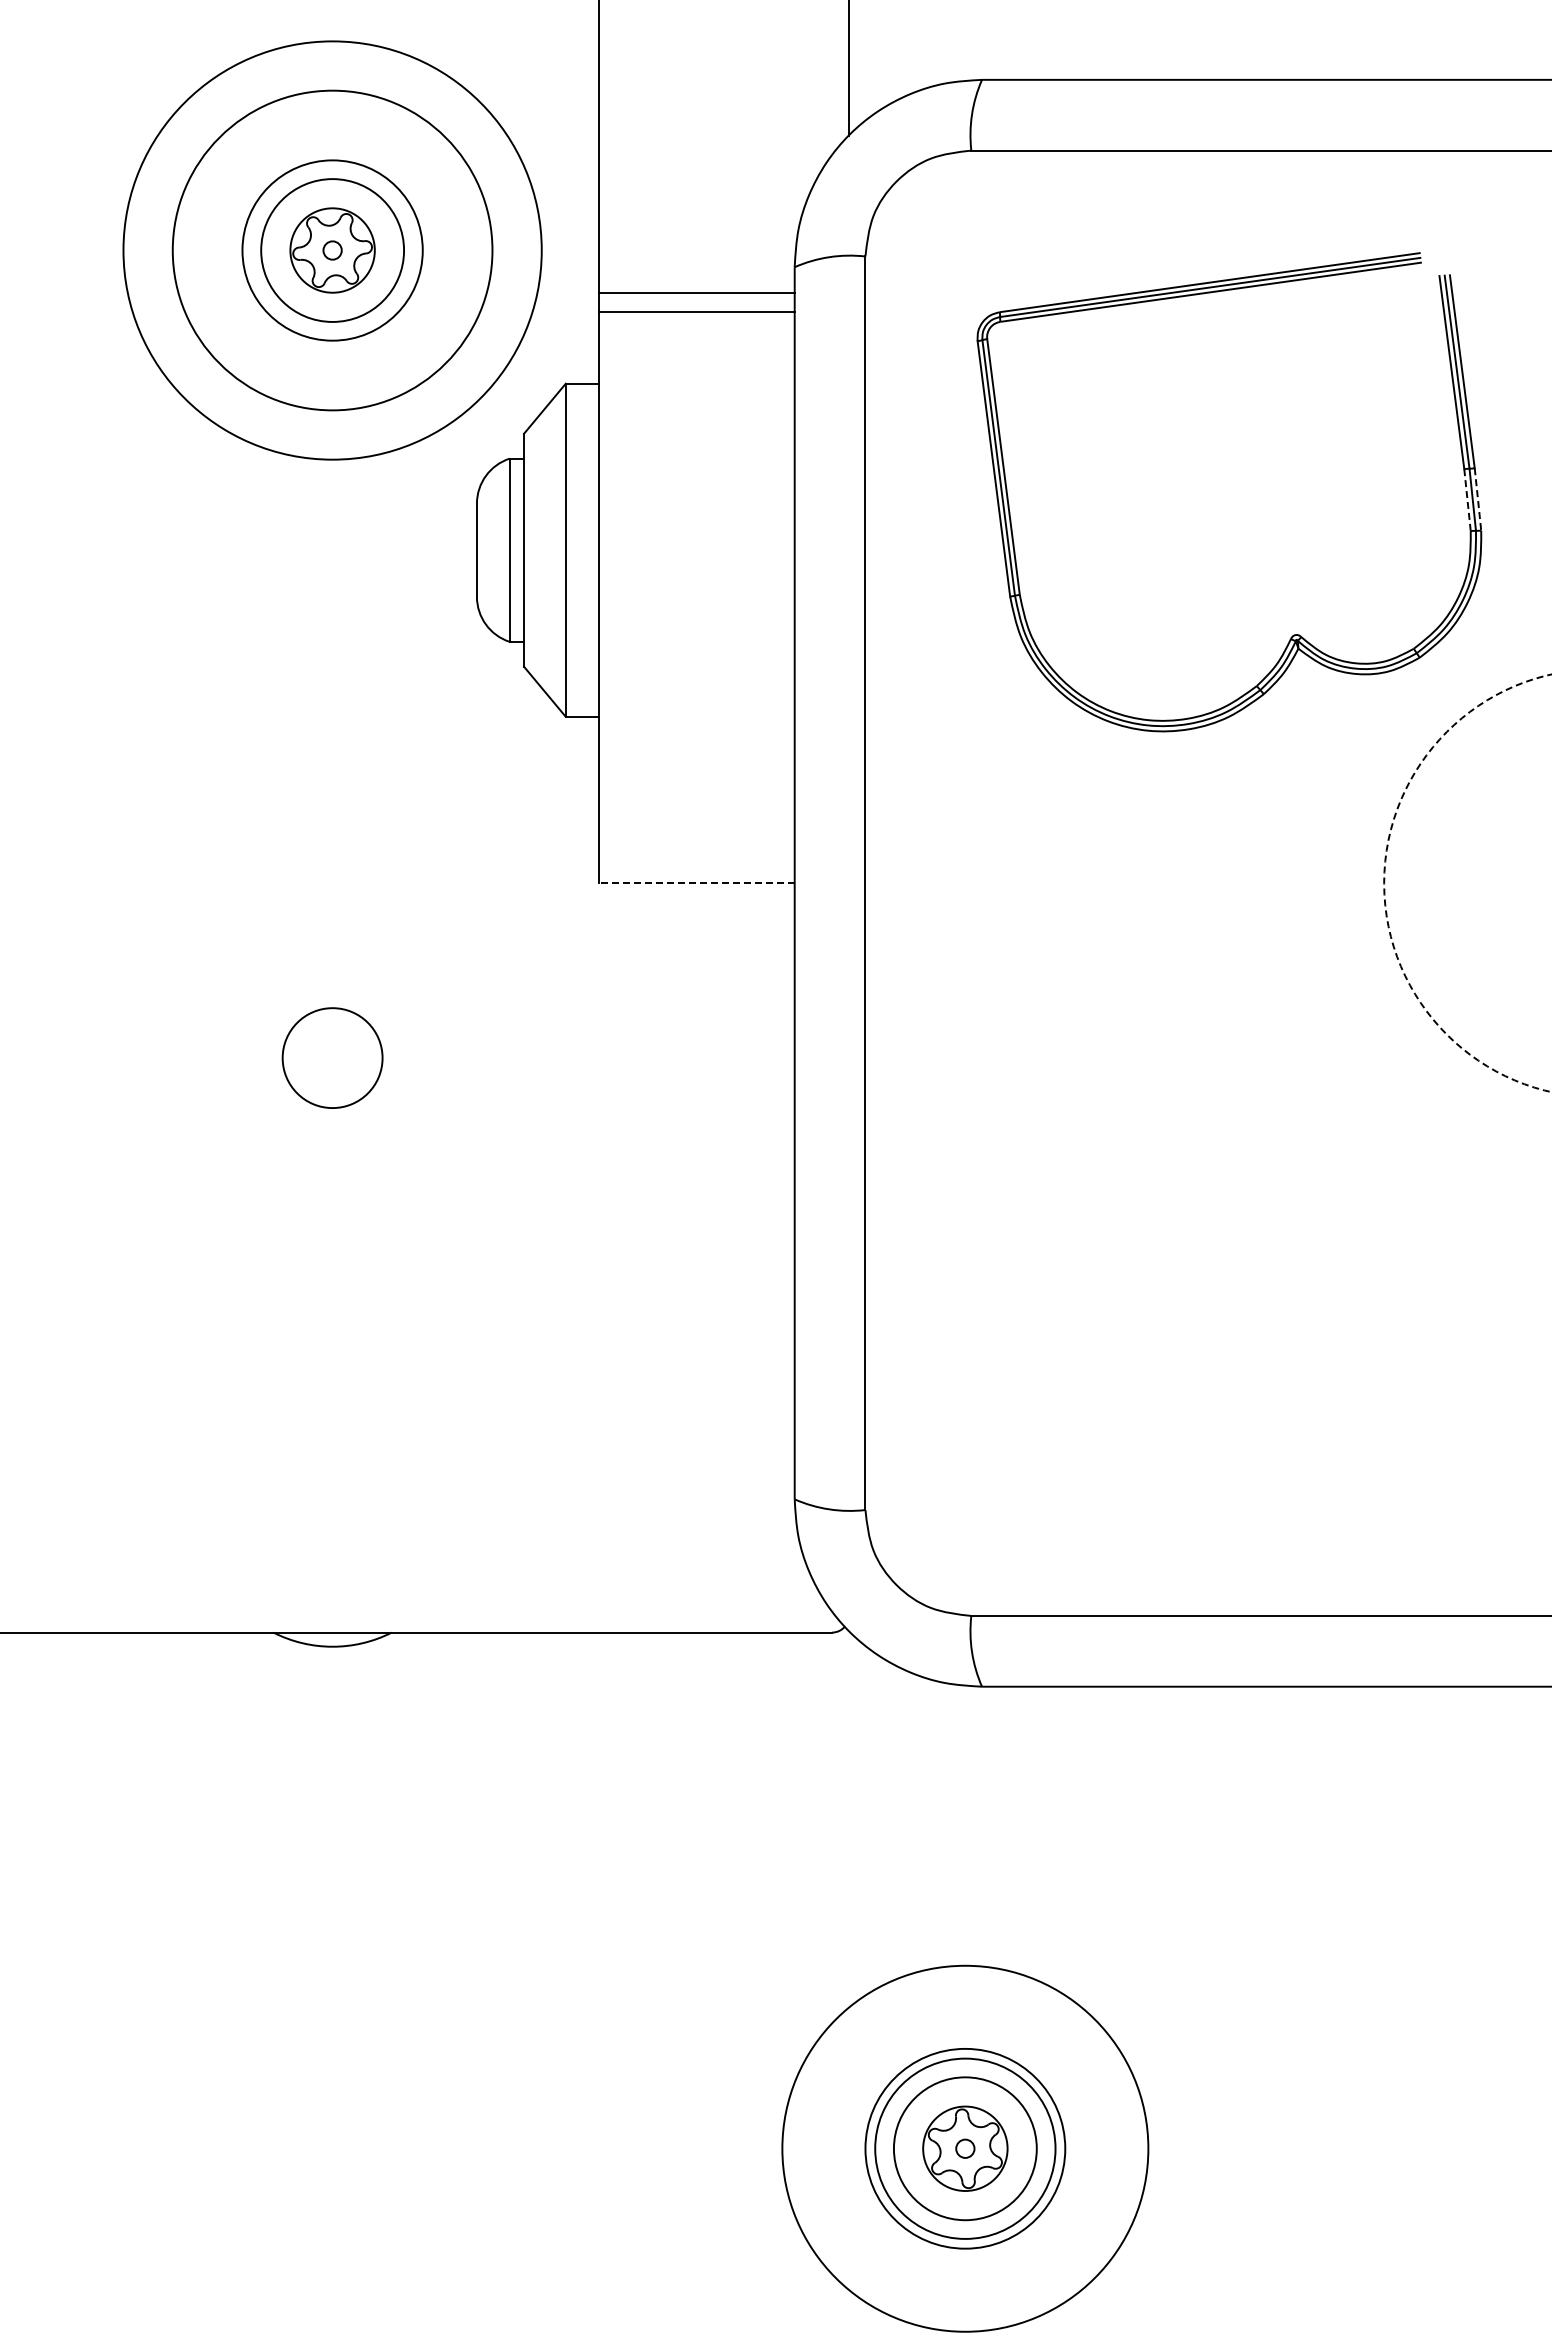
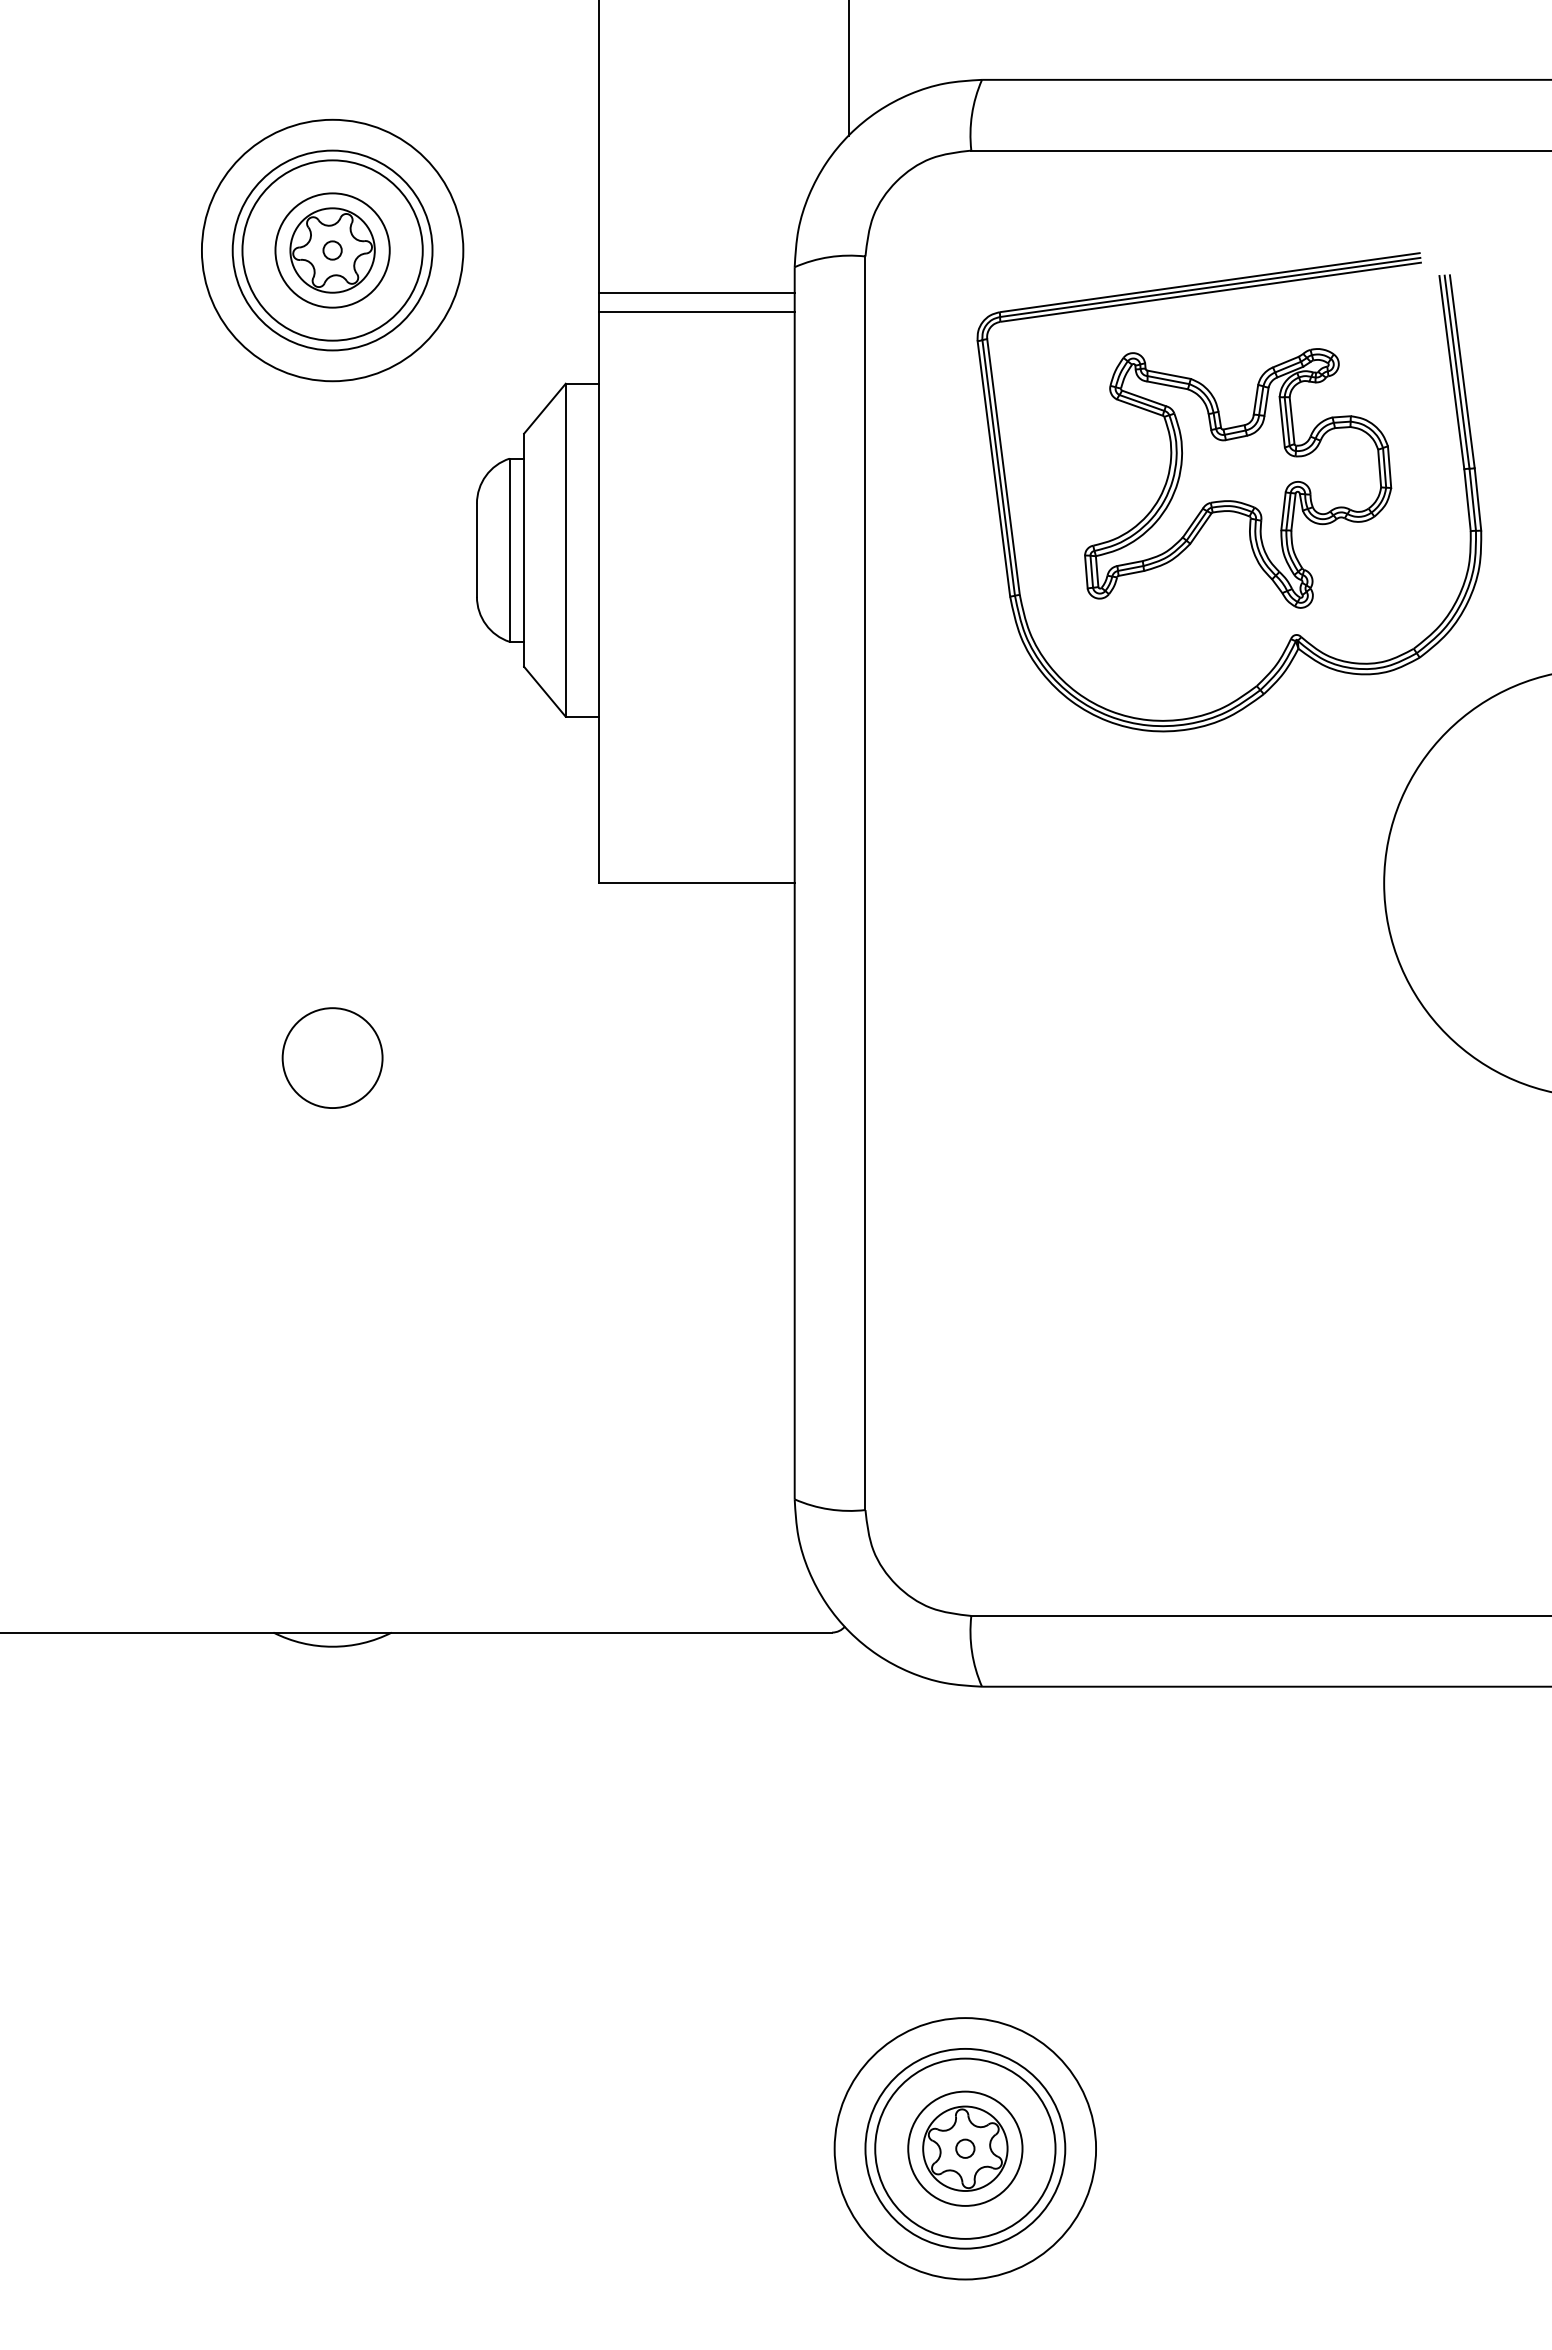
circle diameter: 143 px -> 114 px (332, 250)
circle diameter: 320 px -> 200 px (332, 250)
circle diameter: 418 px -> 261 px (332, 250)
part: none -> present (1238, 478)
line: dashed -> solid (1478, 499)
line: dashed -> solid (1467, 500)
circle: dashed -> solid (1467, 882)
line: dashed -> solid (696, 883)
circle diameter: 143 px -> 114 px (965, 2148)
circle diameter: 366 px -> 261 px (965, 2148)
